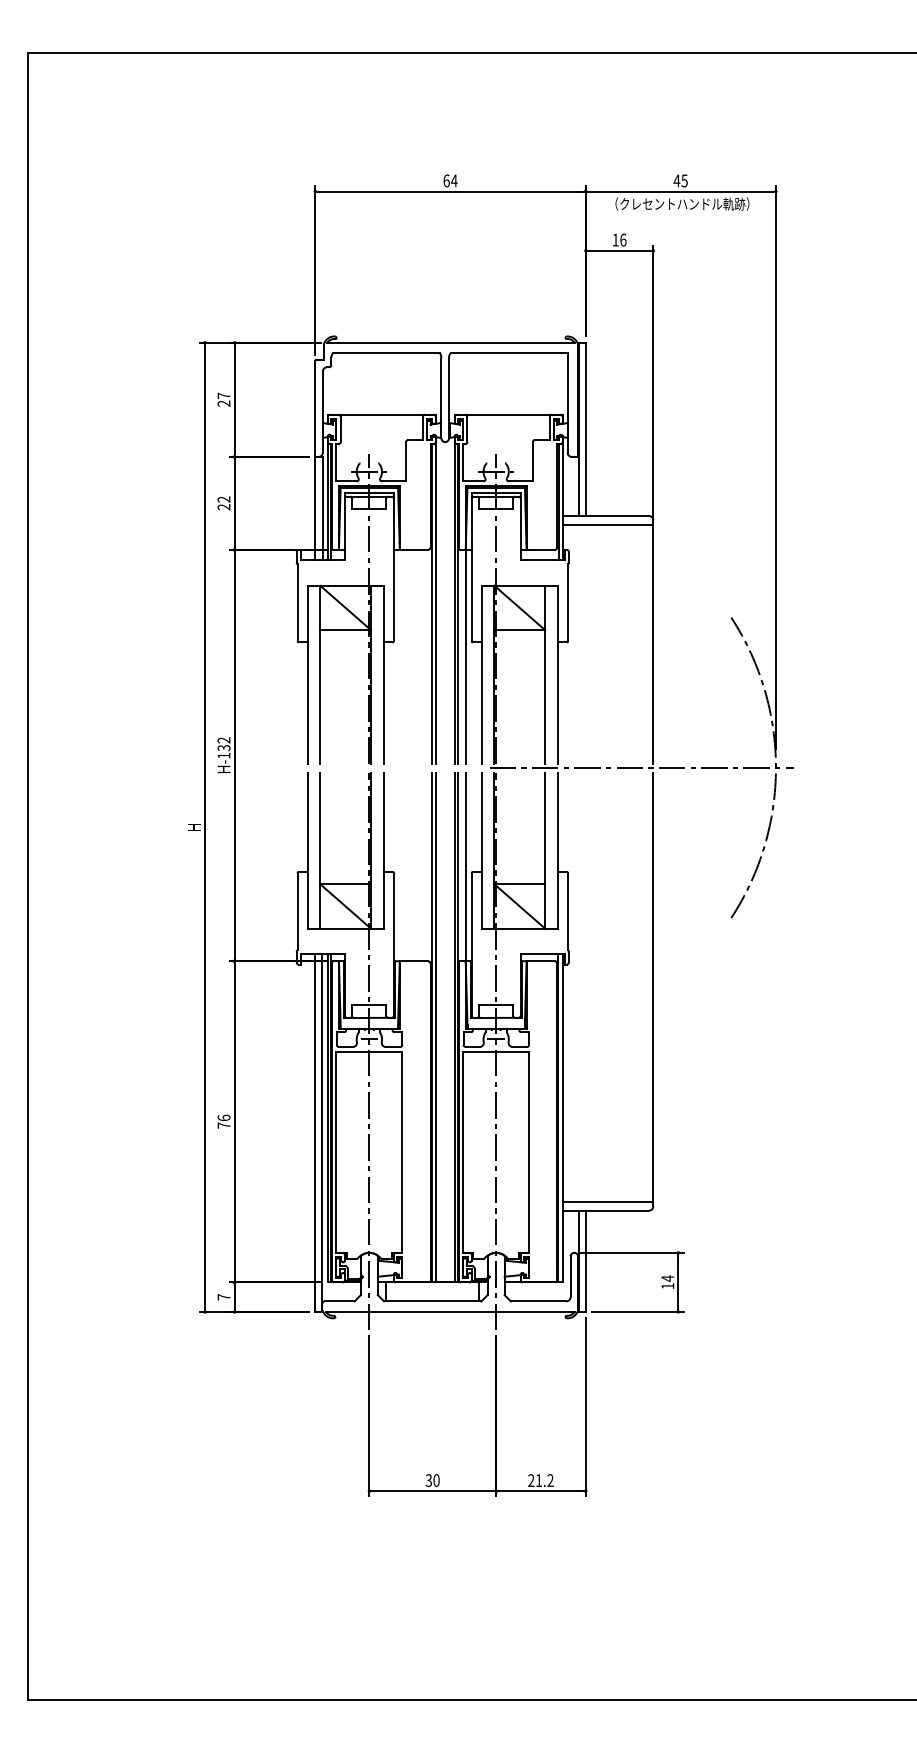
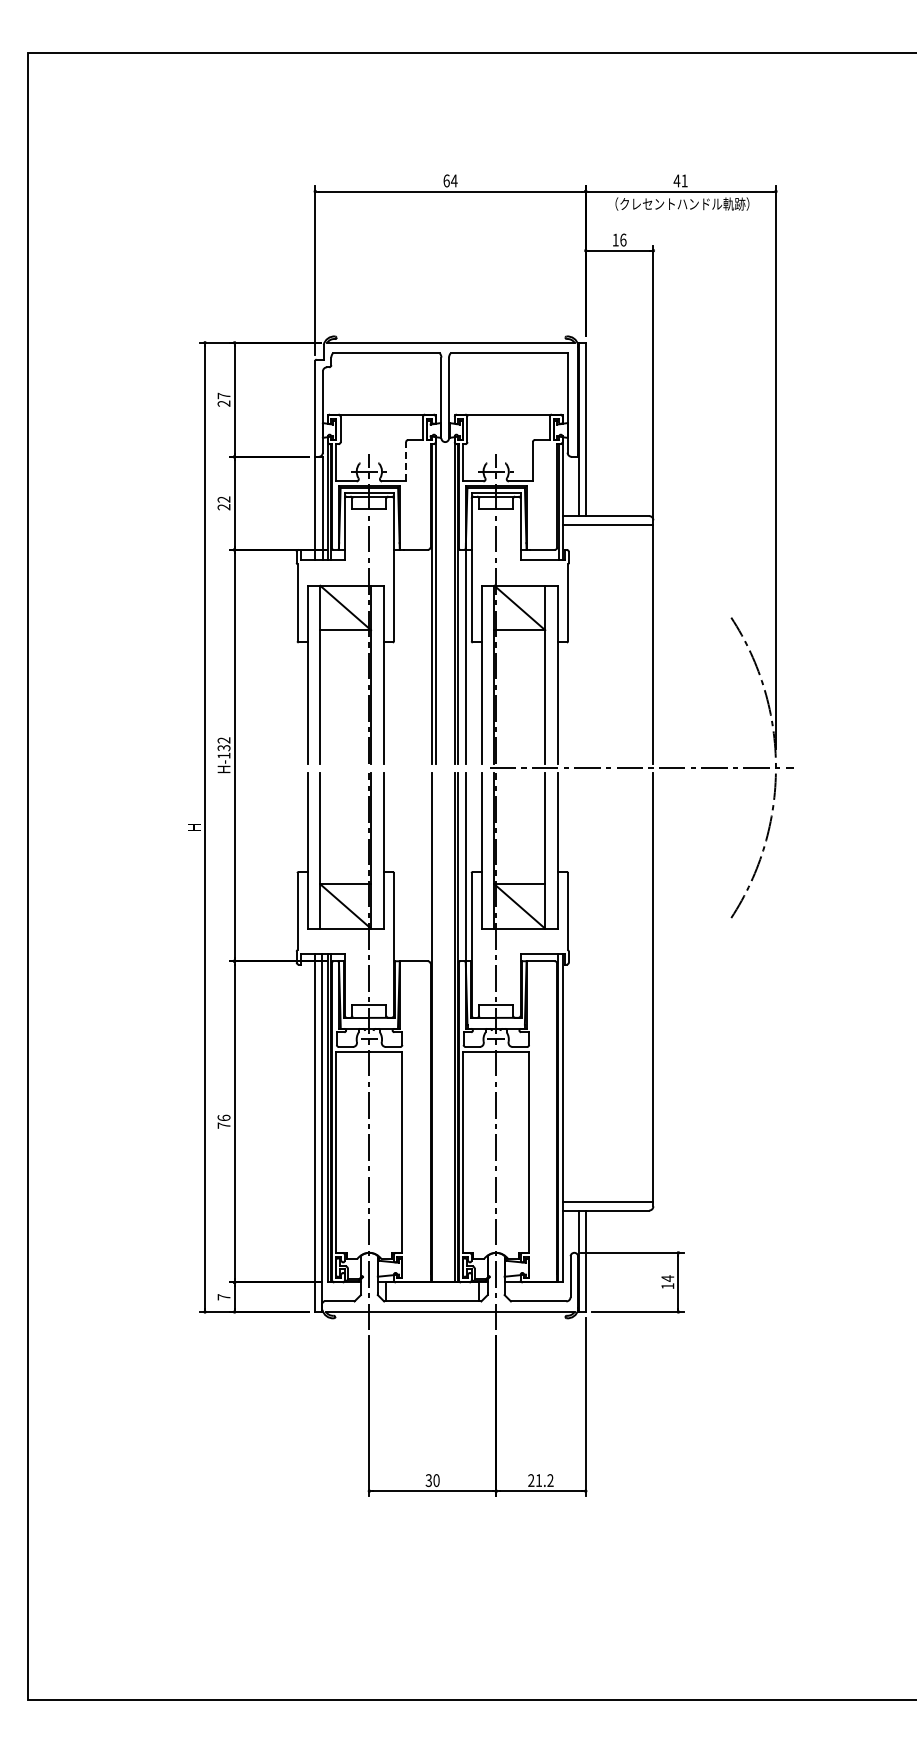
text: 45 -> 41 (684, 180)
line: solid -> dashed (406, 461)
line: present -> none (435, 1027)
